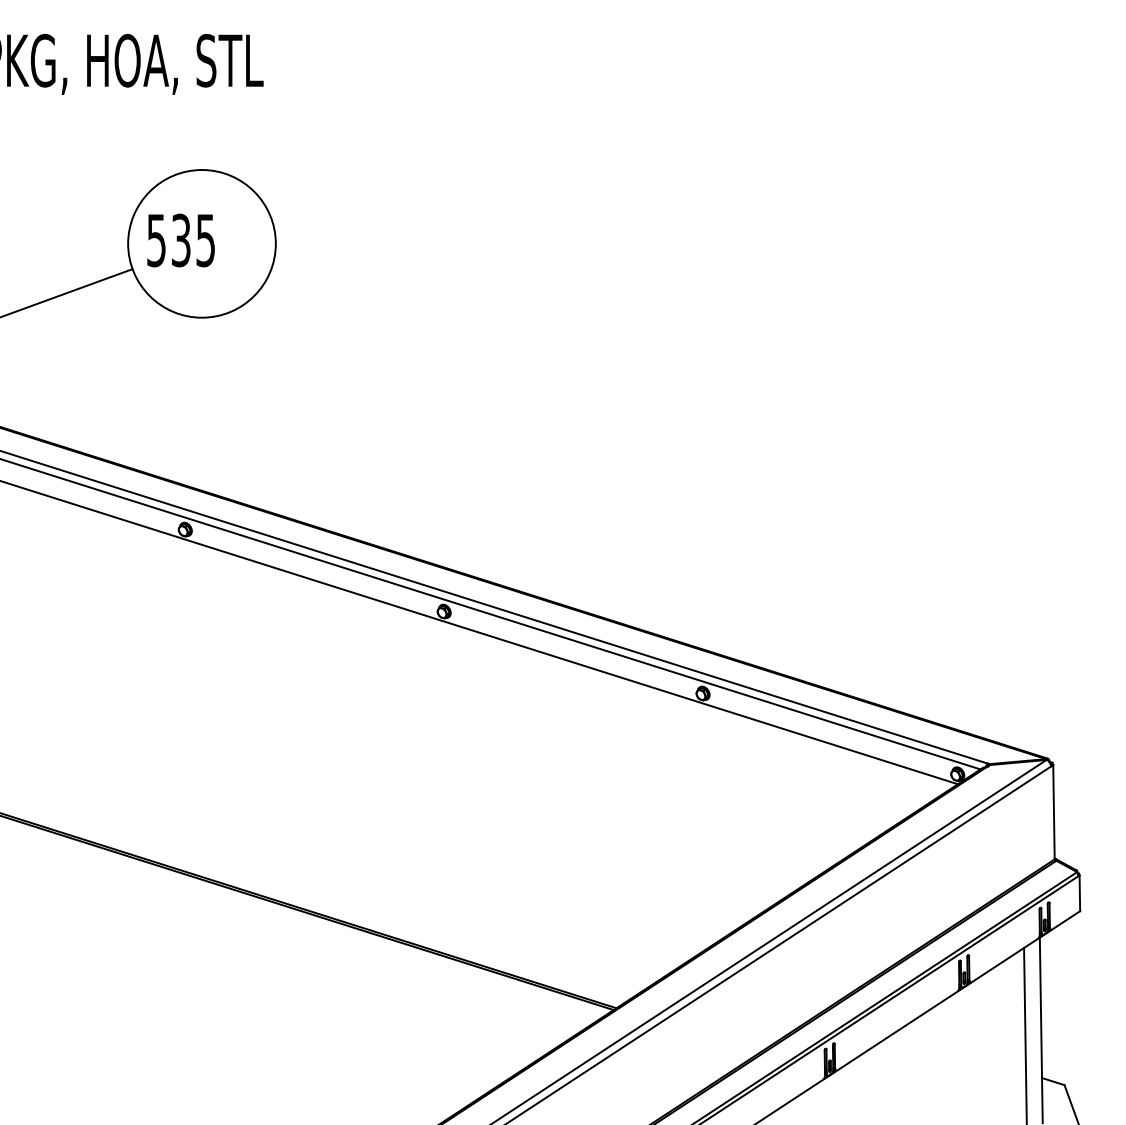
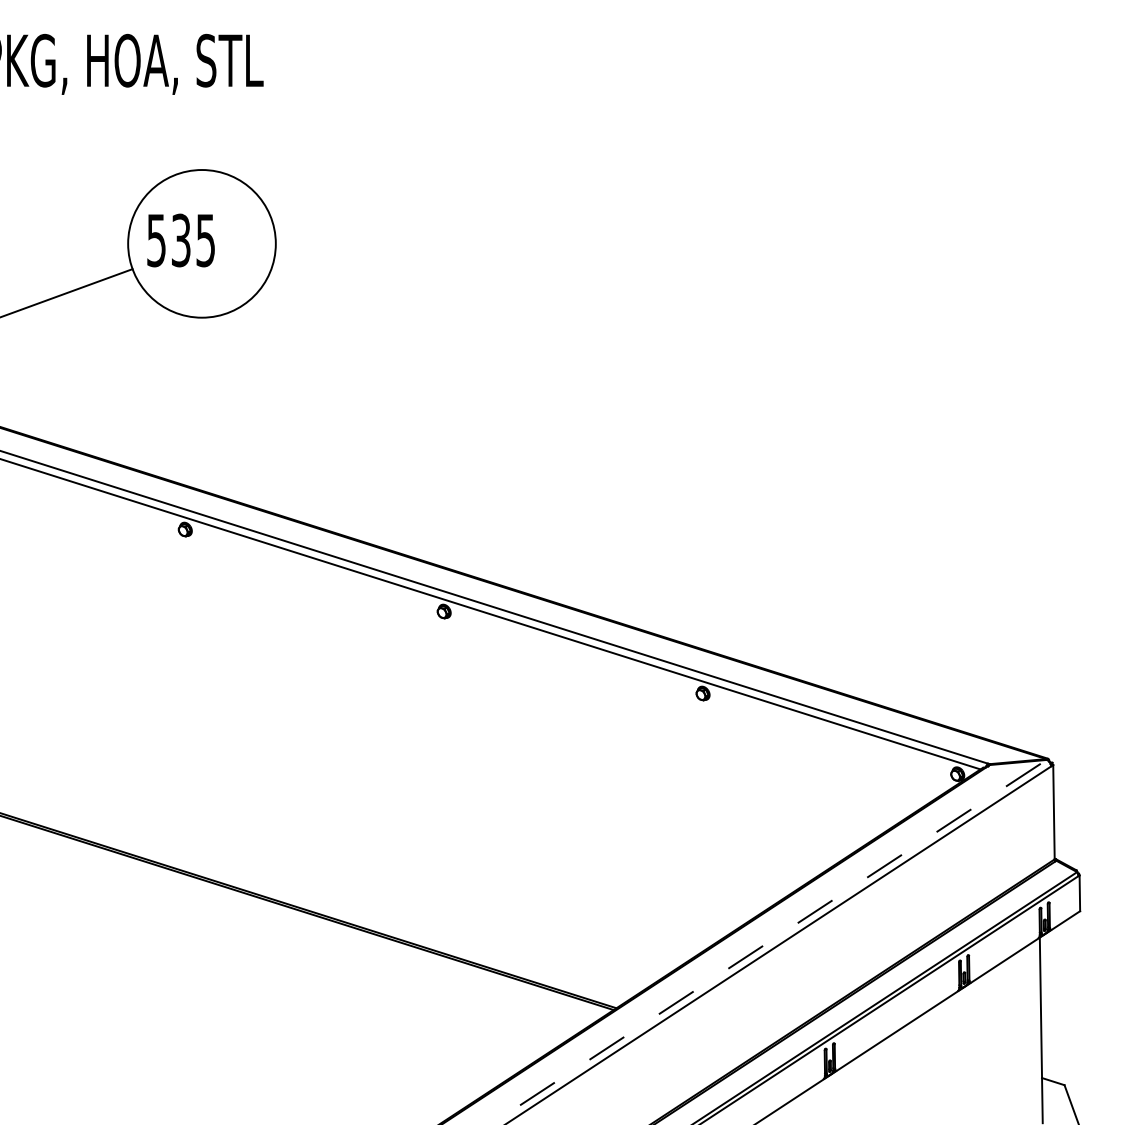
line: present -> none (480, 632)
line: solid -> dashed (769, 942)
line: present -> none (1025, 1034)
